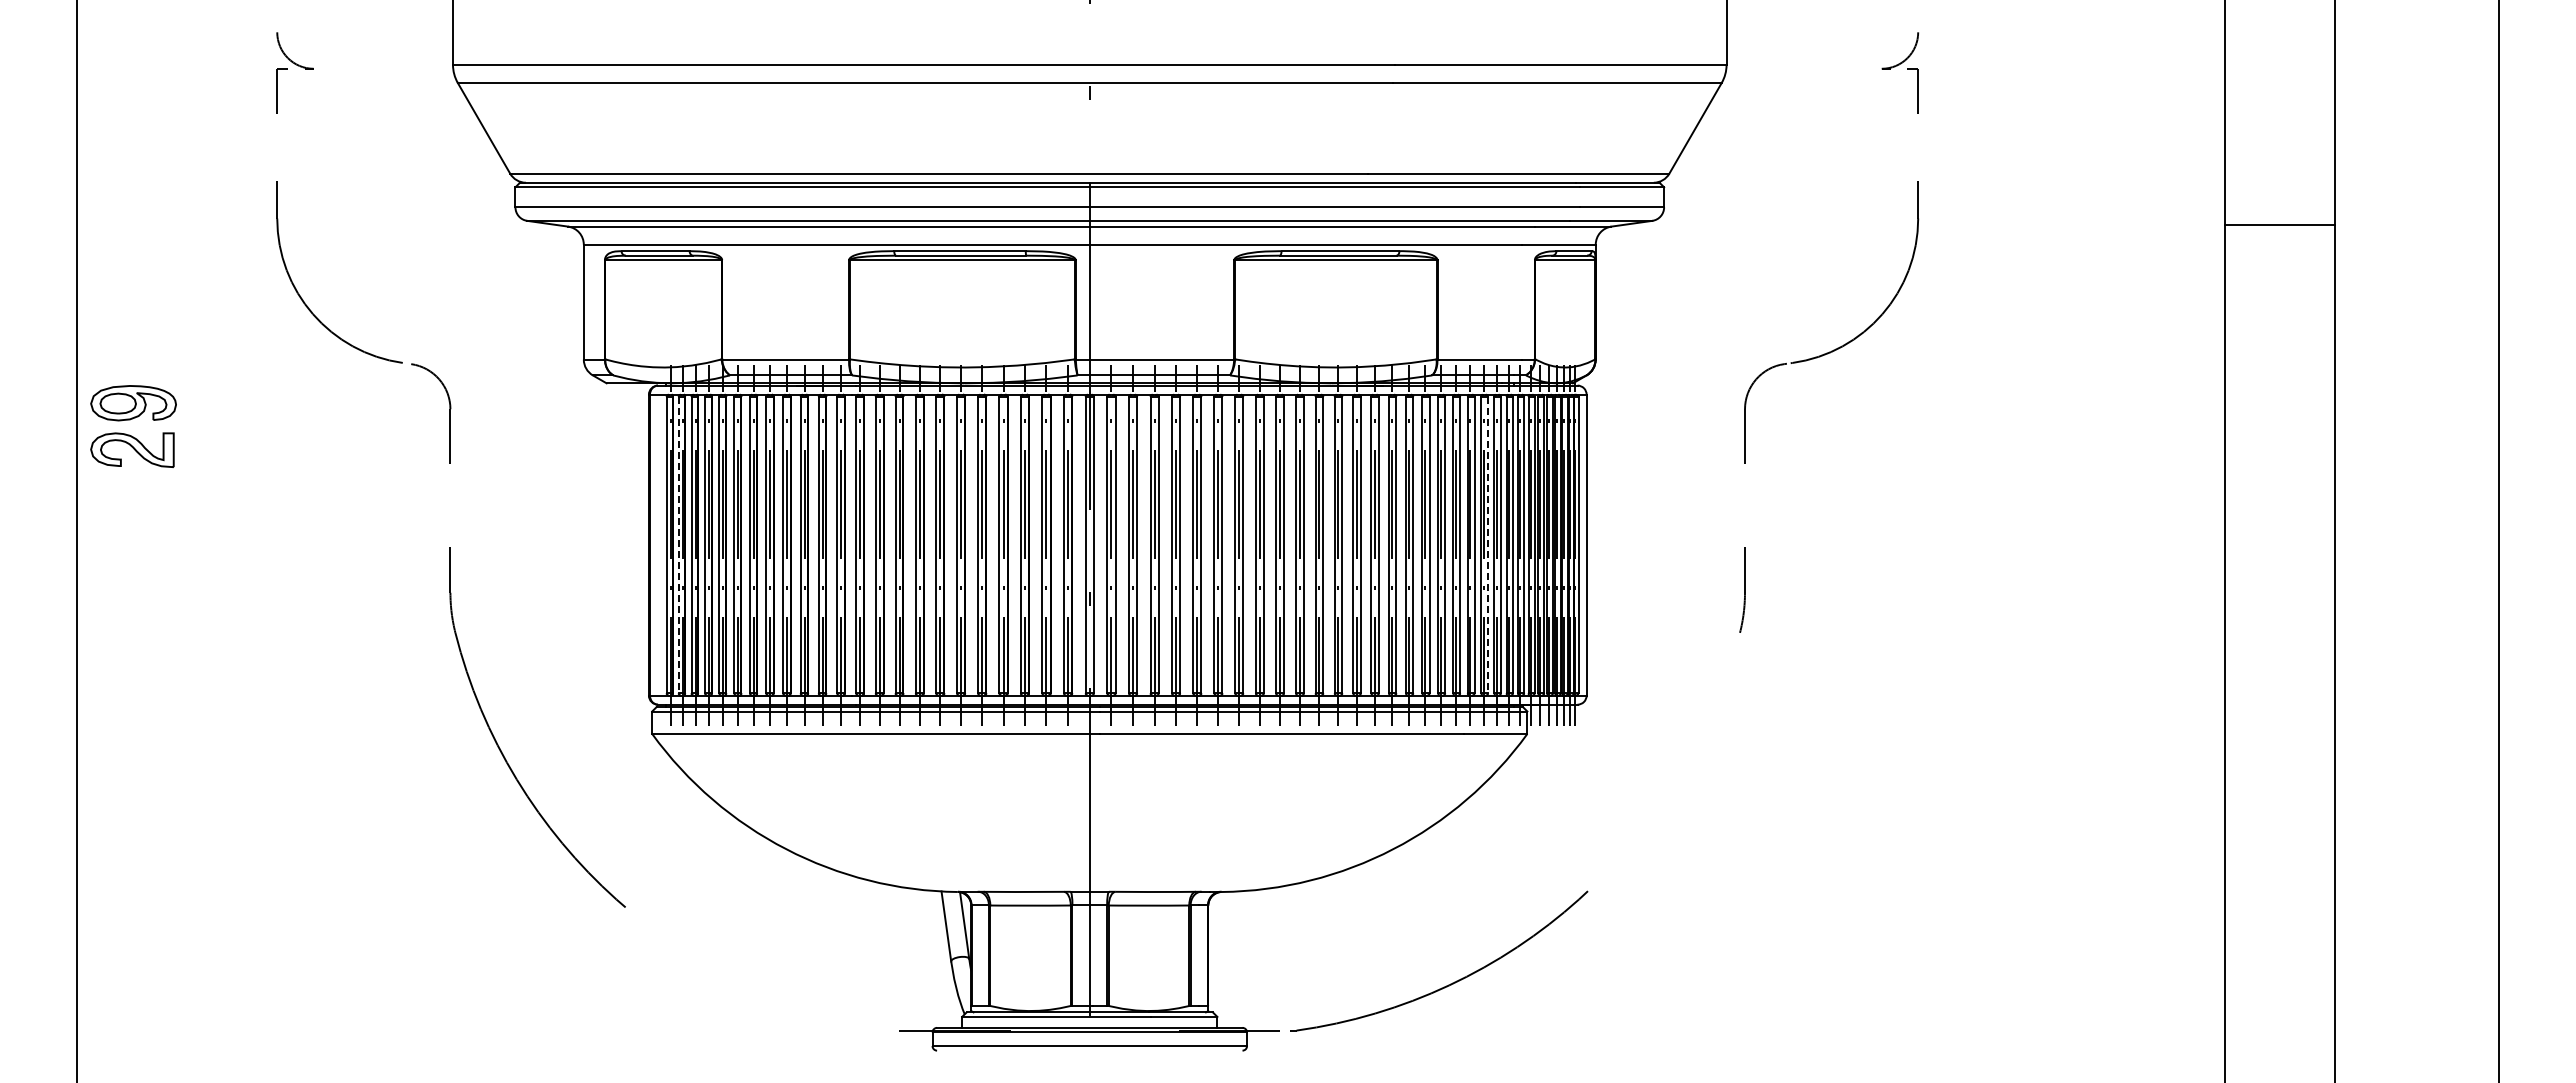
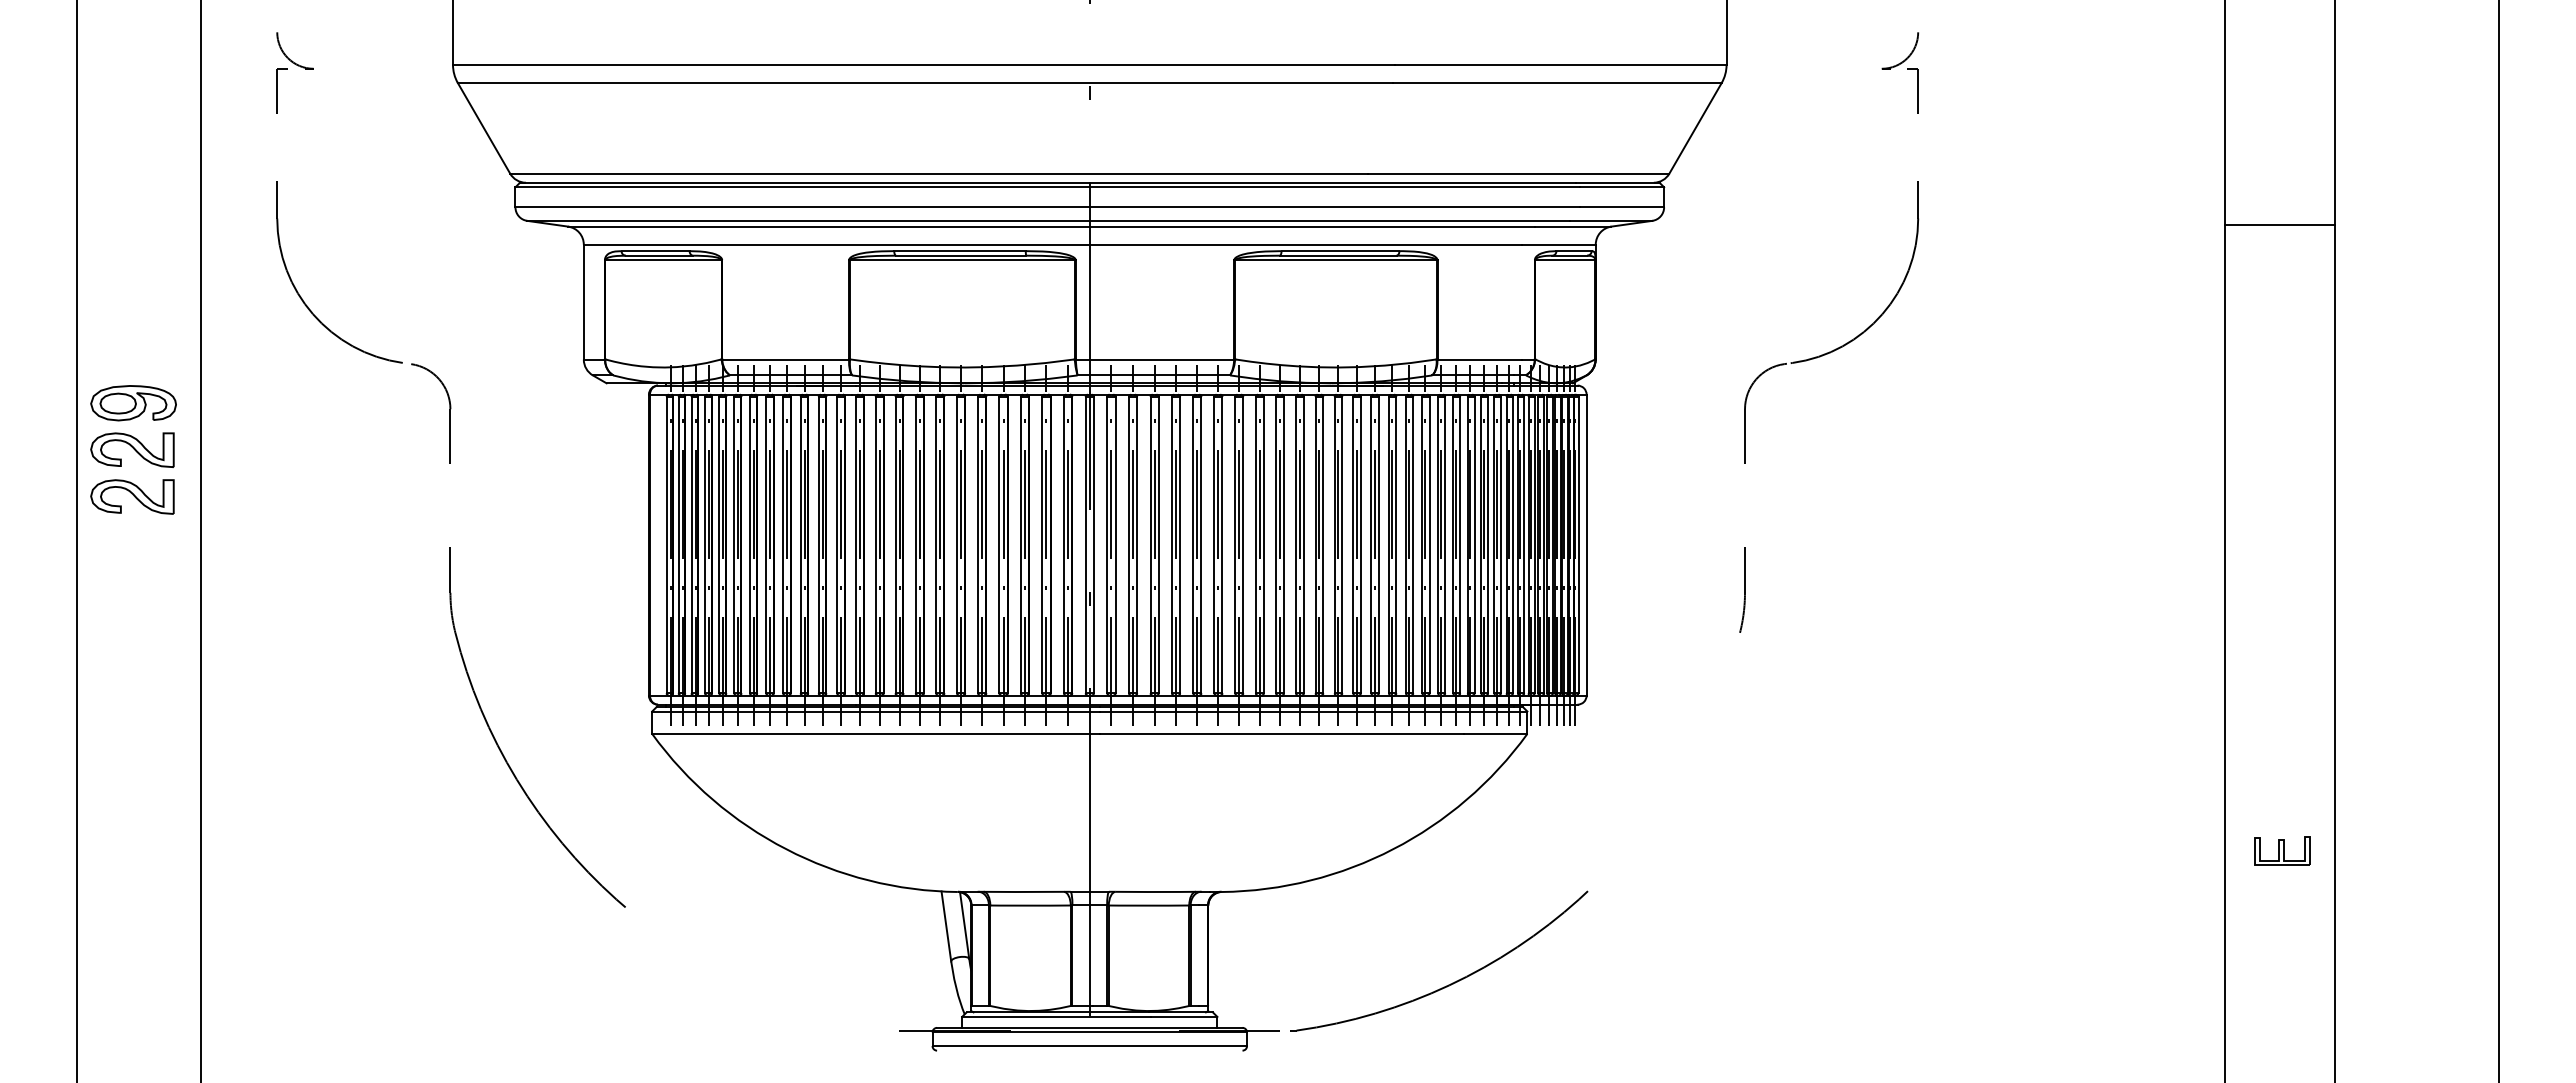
part: none -> present (132, 496)
line: none -> present (201, 540)
line: dashed -> solid (678, 545)
line: dashed -> solid (1488, 545)
part: none -> present (2282, 850)
